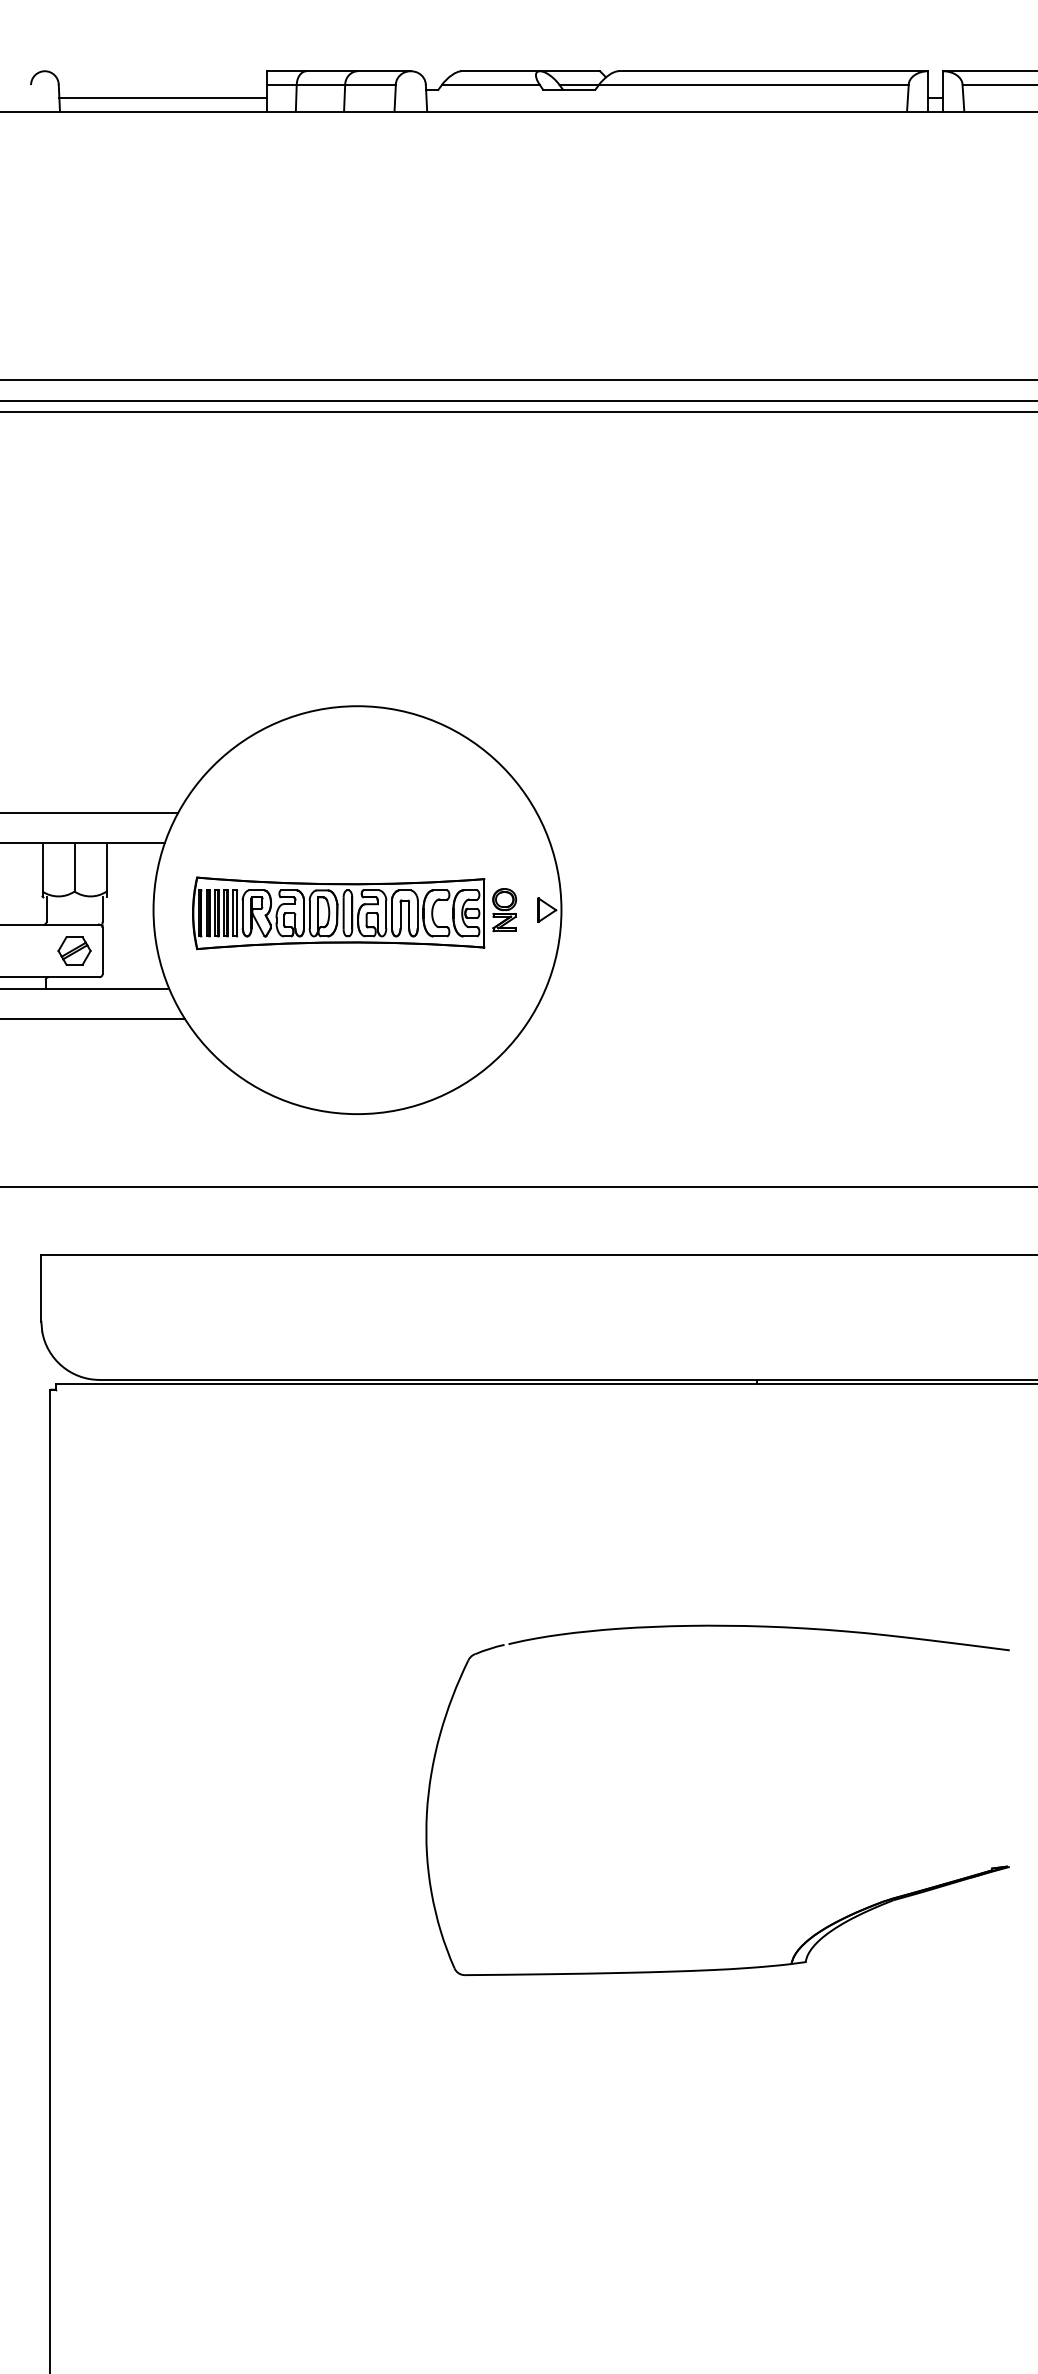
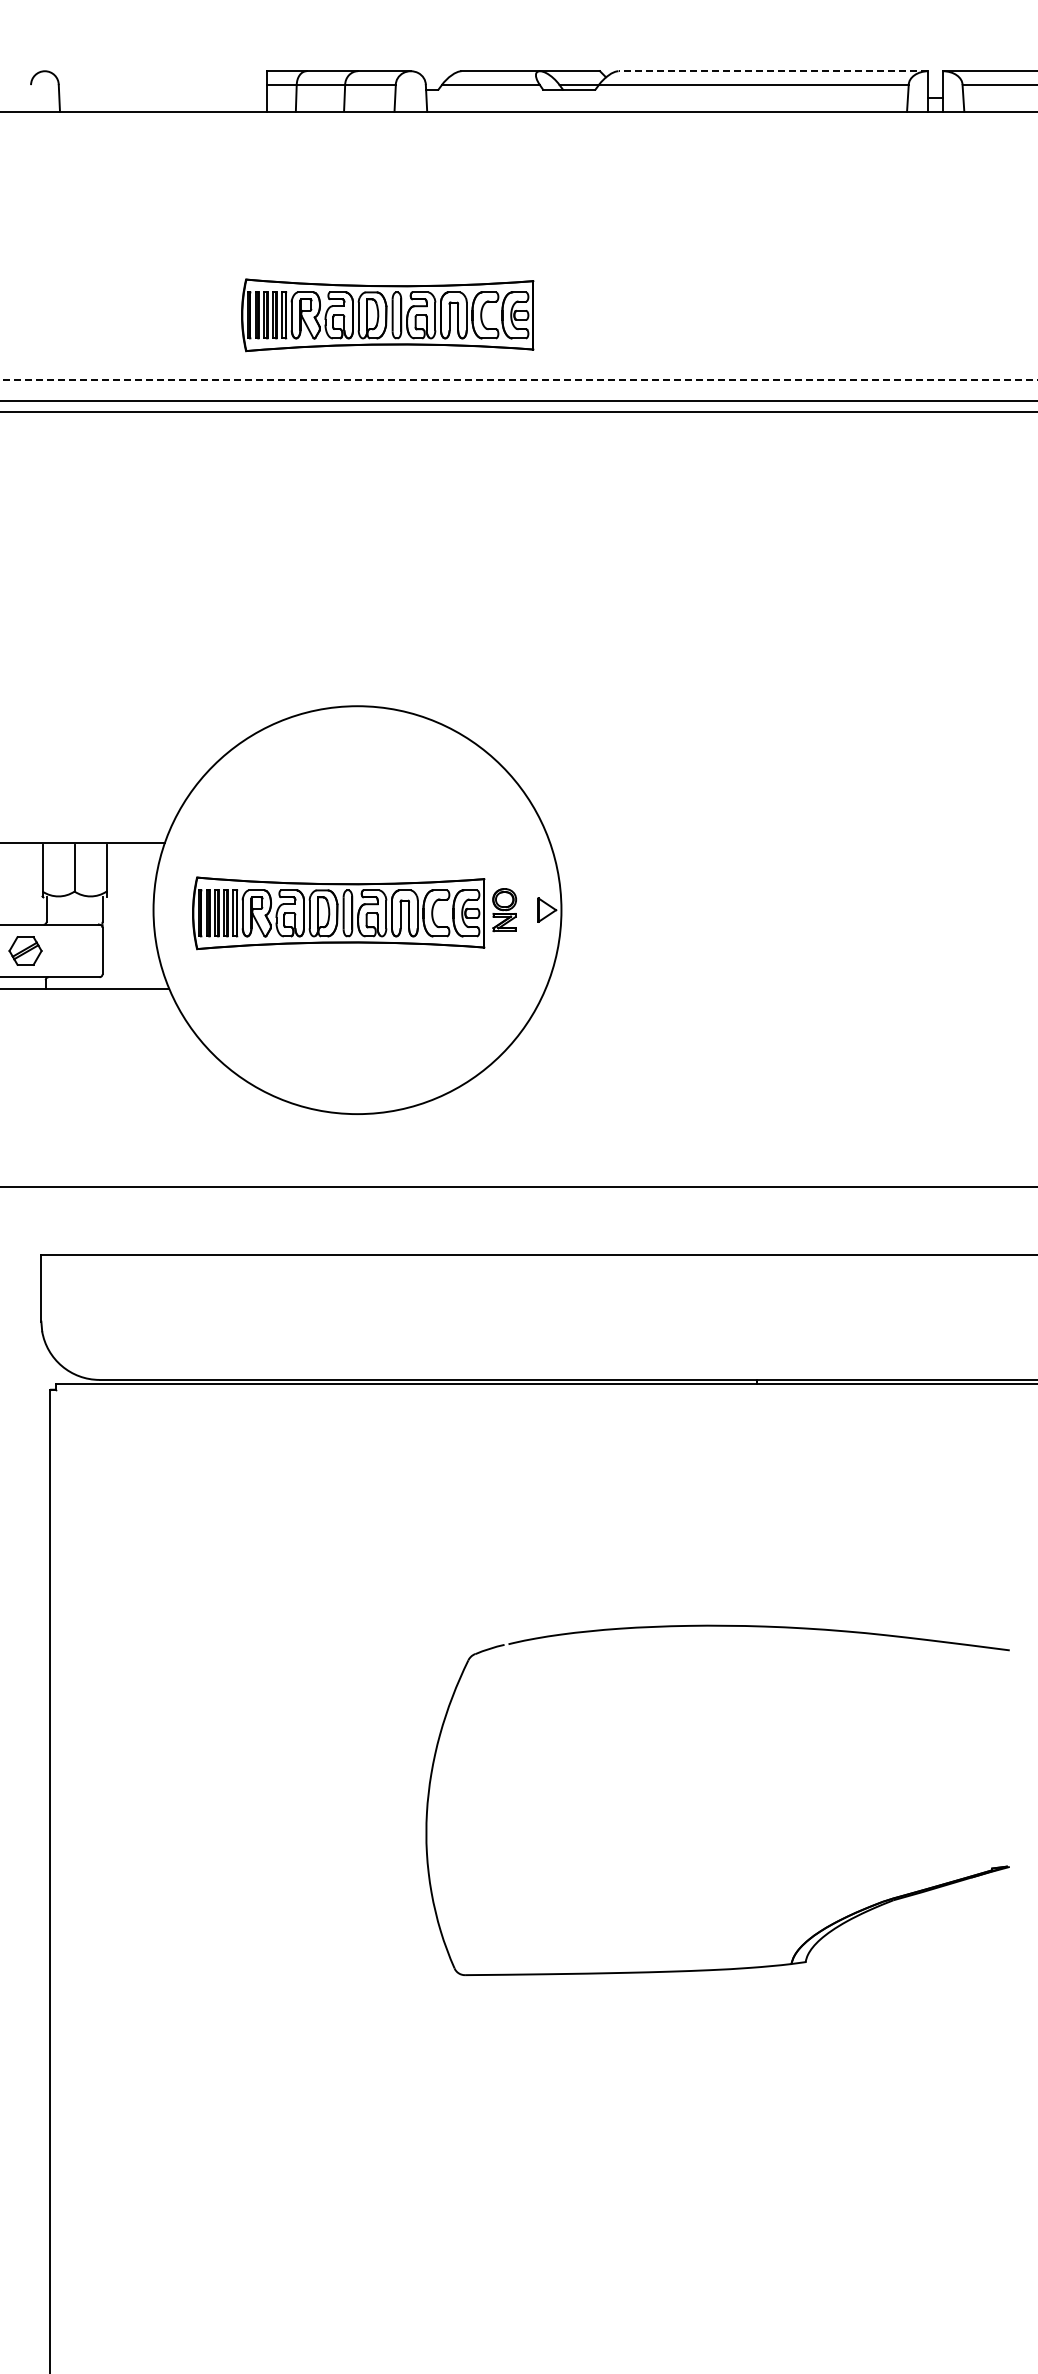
line: solid -> dashed (773, 71)
line: present -> none (162, 97)
part: none -> present (387, 315)
line: solid -> dashed (519, 380)
line: present -> none (90, 812)
part position: (74, 950) -> (25, 950) (25, 950)
line: present -> none (93, 1019)
